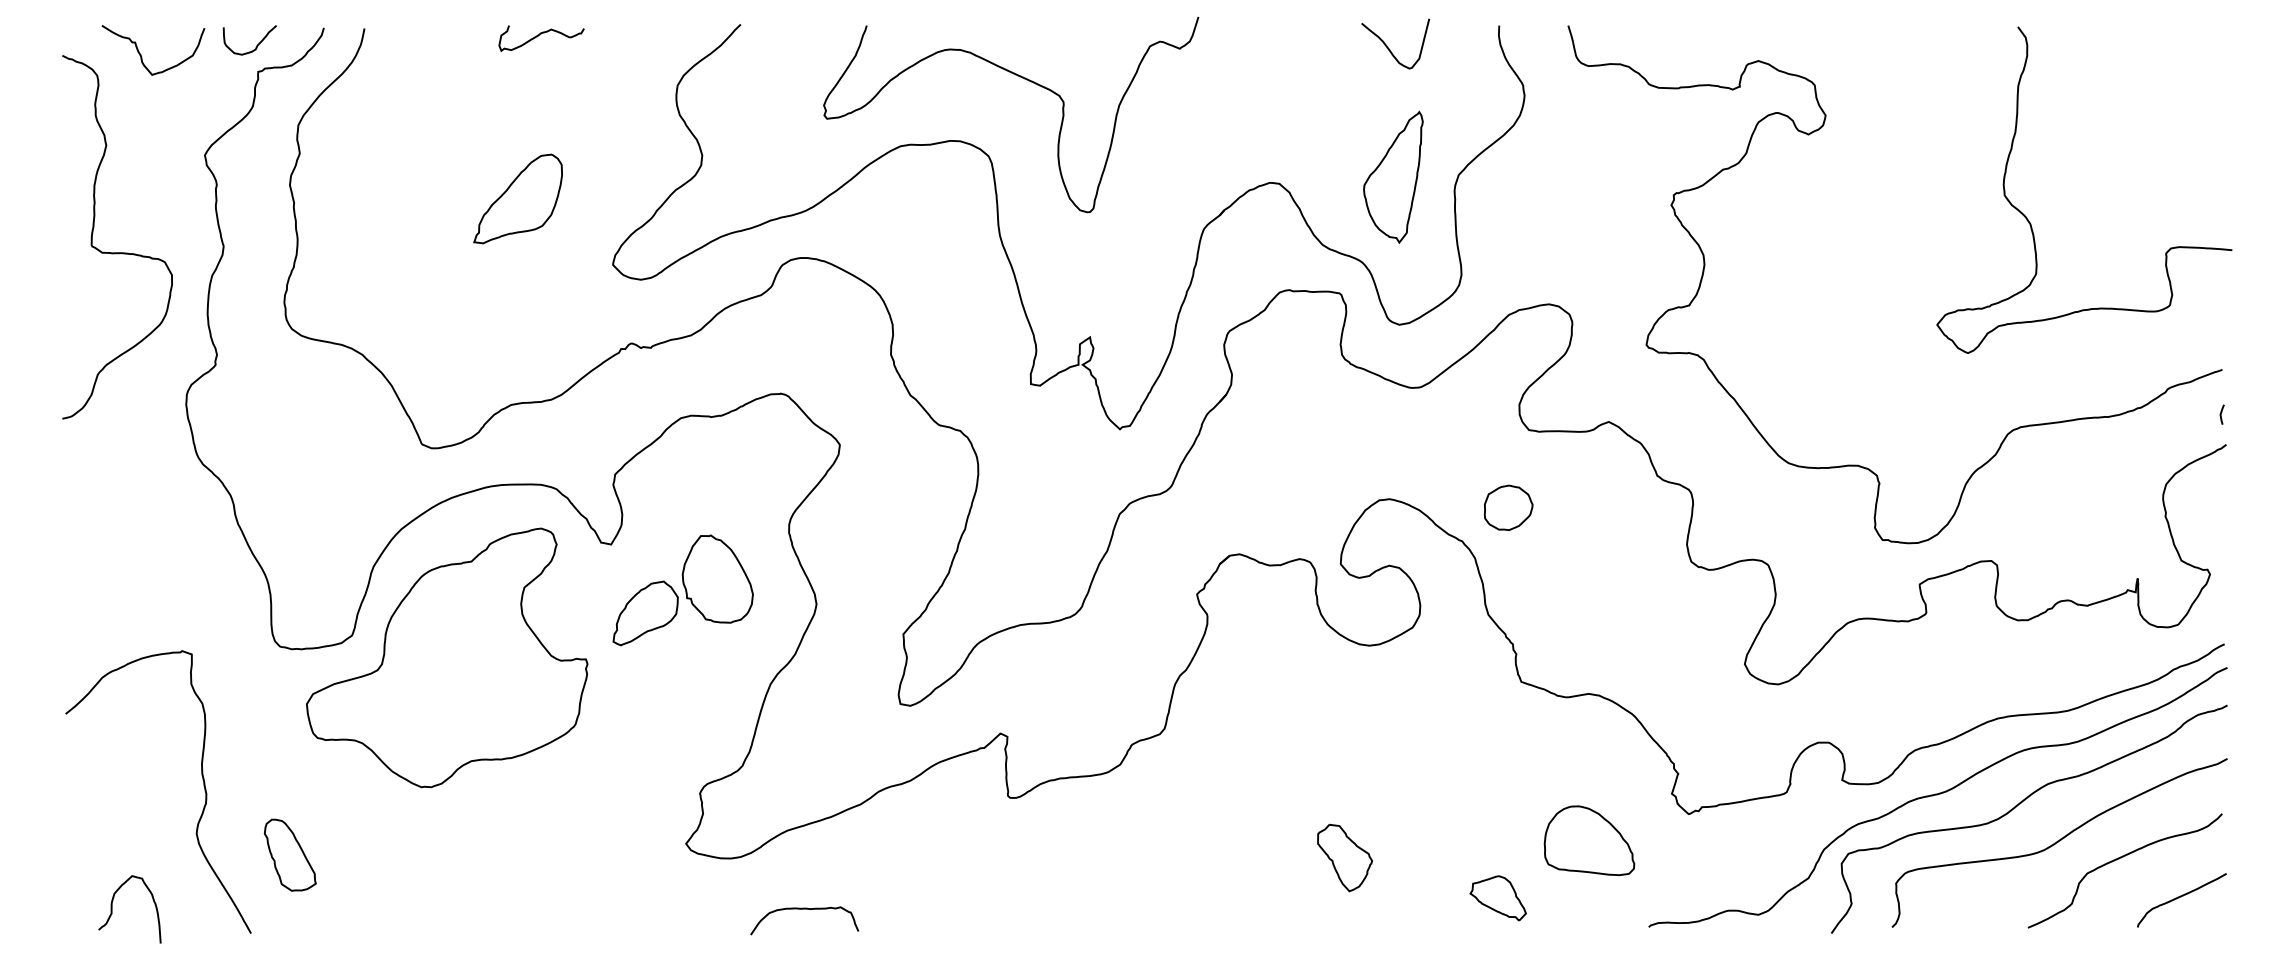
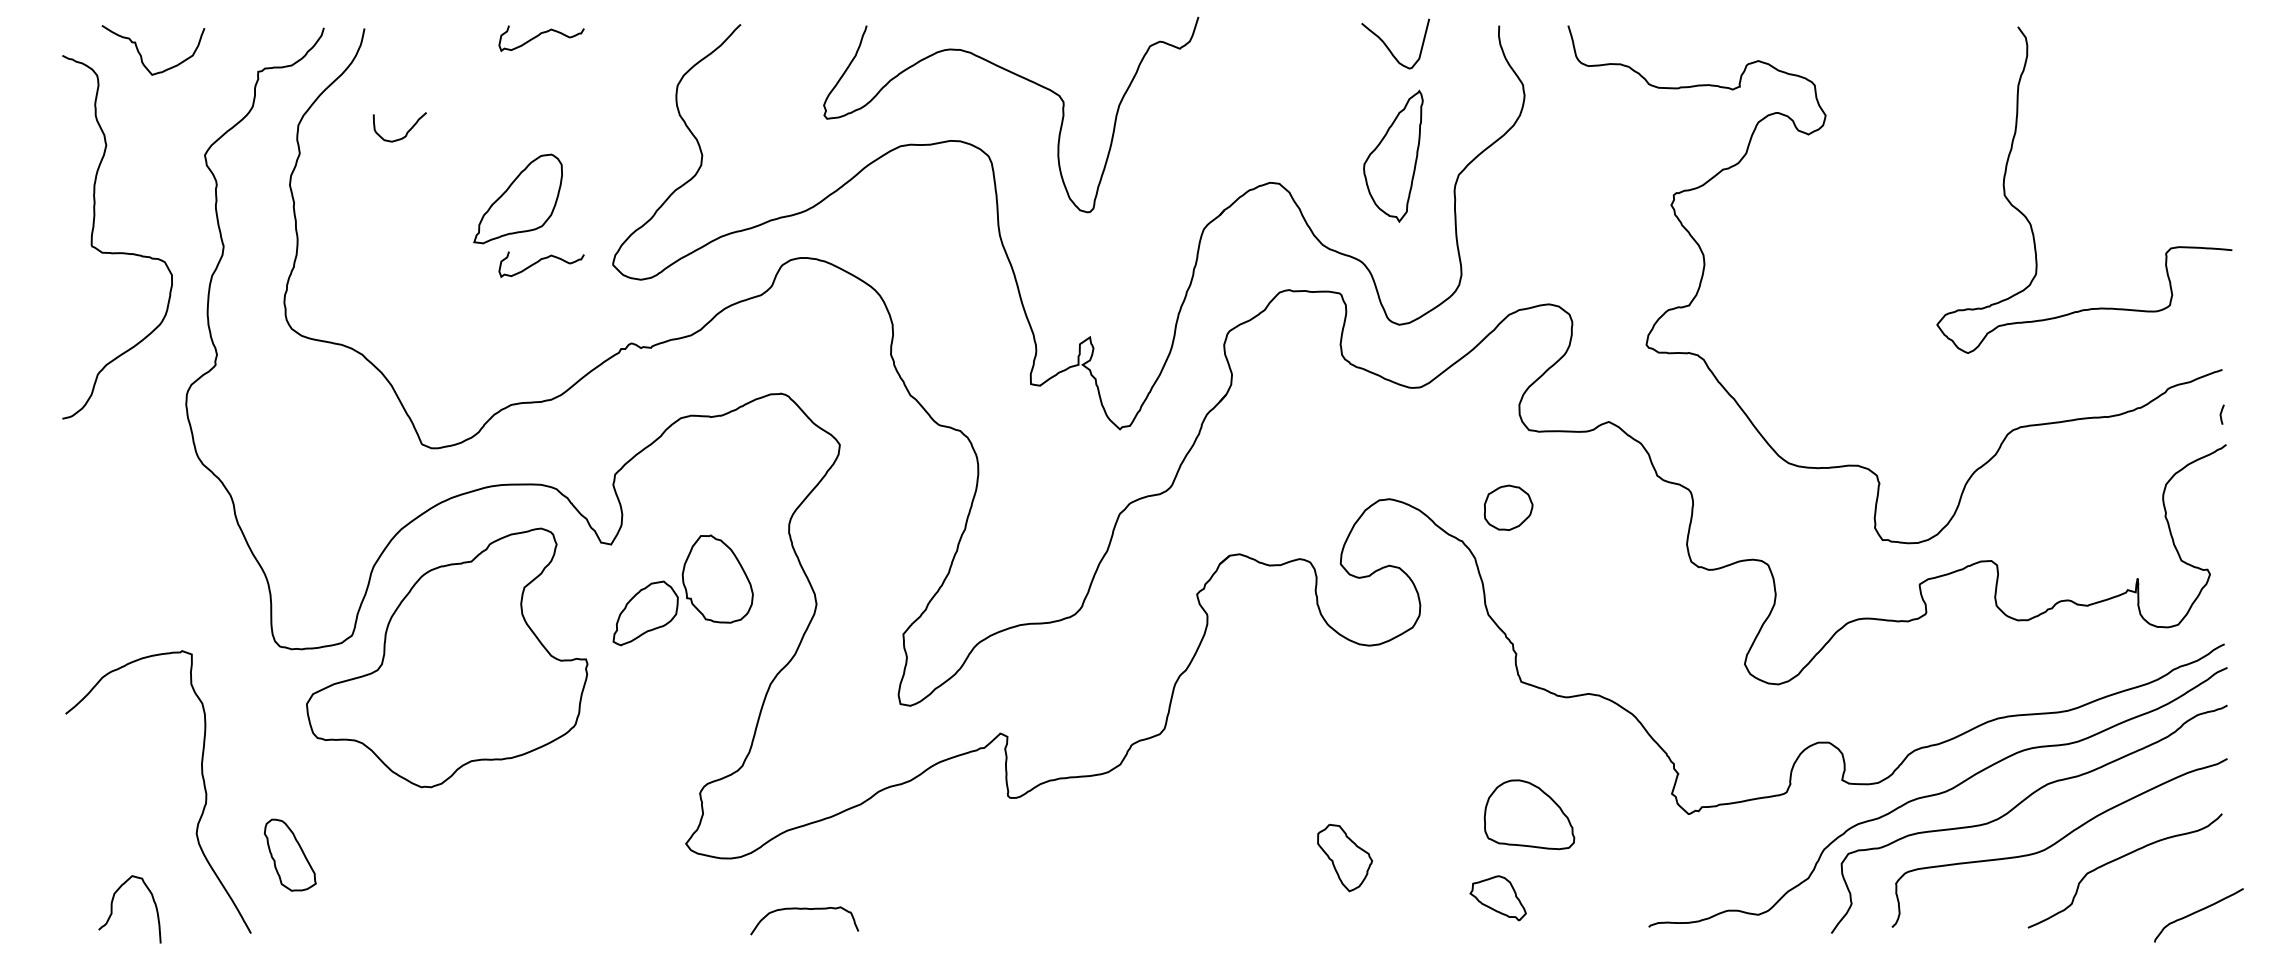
curve position: (256, 45) -> (406, 132) (406, 132)
part position: (1393, 176) -> (1393, 155) (1393, 155)
curve: none -> present (539, 261)
part position: (1589, 840) -> (1529, 814) (1529, 814)
curve position: (2181, 897) -> (2198, 912) (2198, 912)
